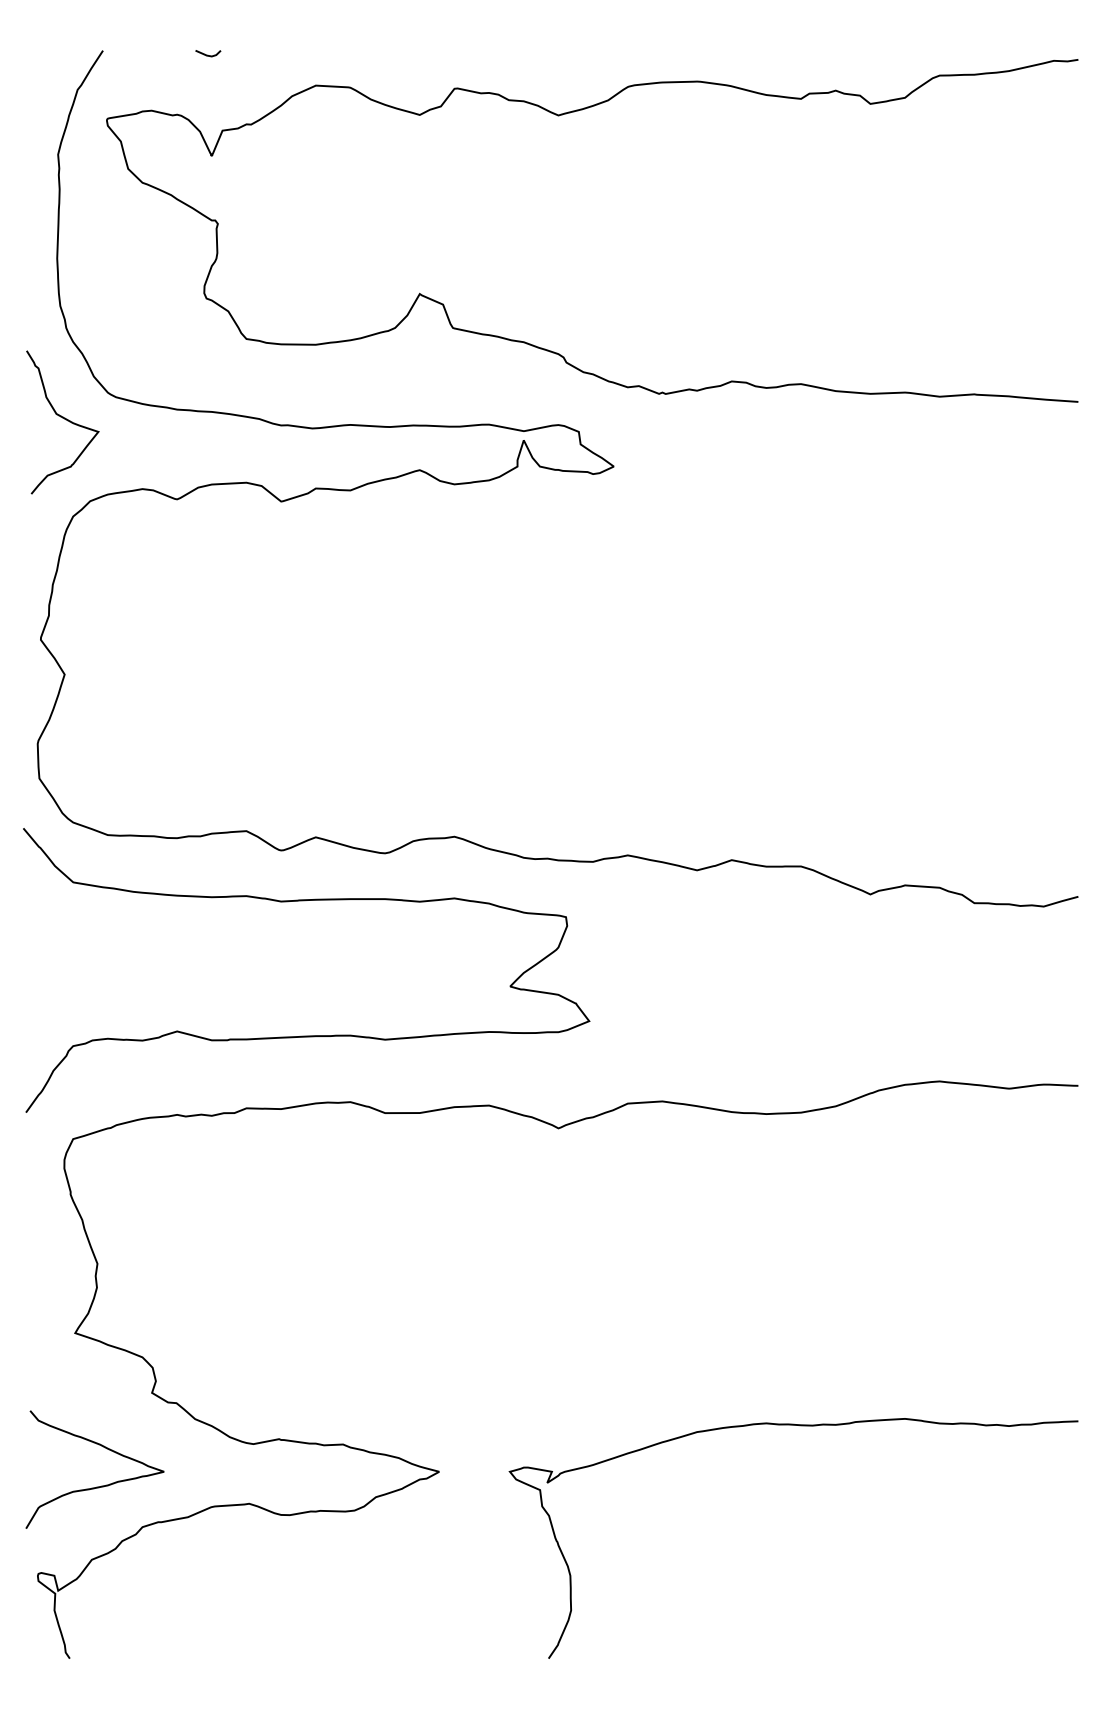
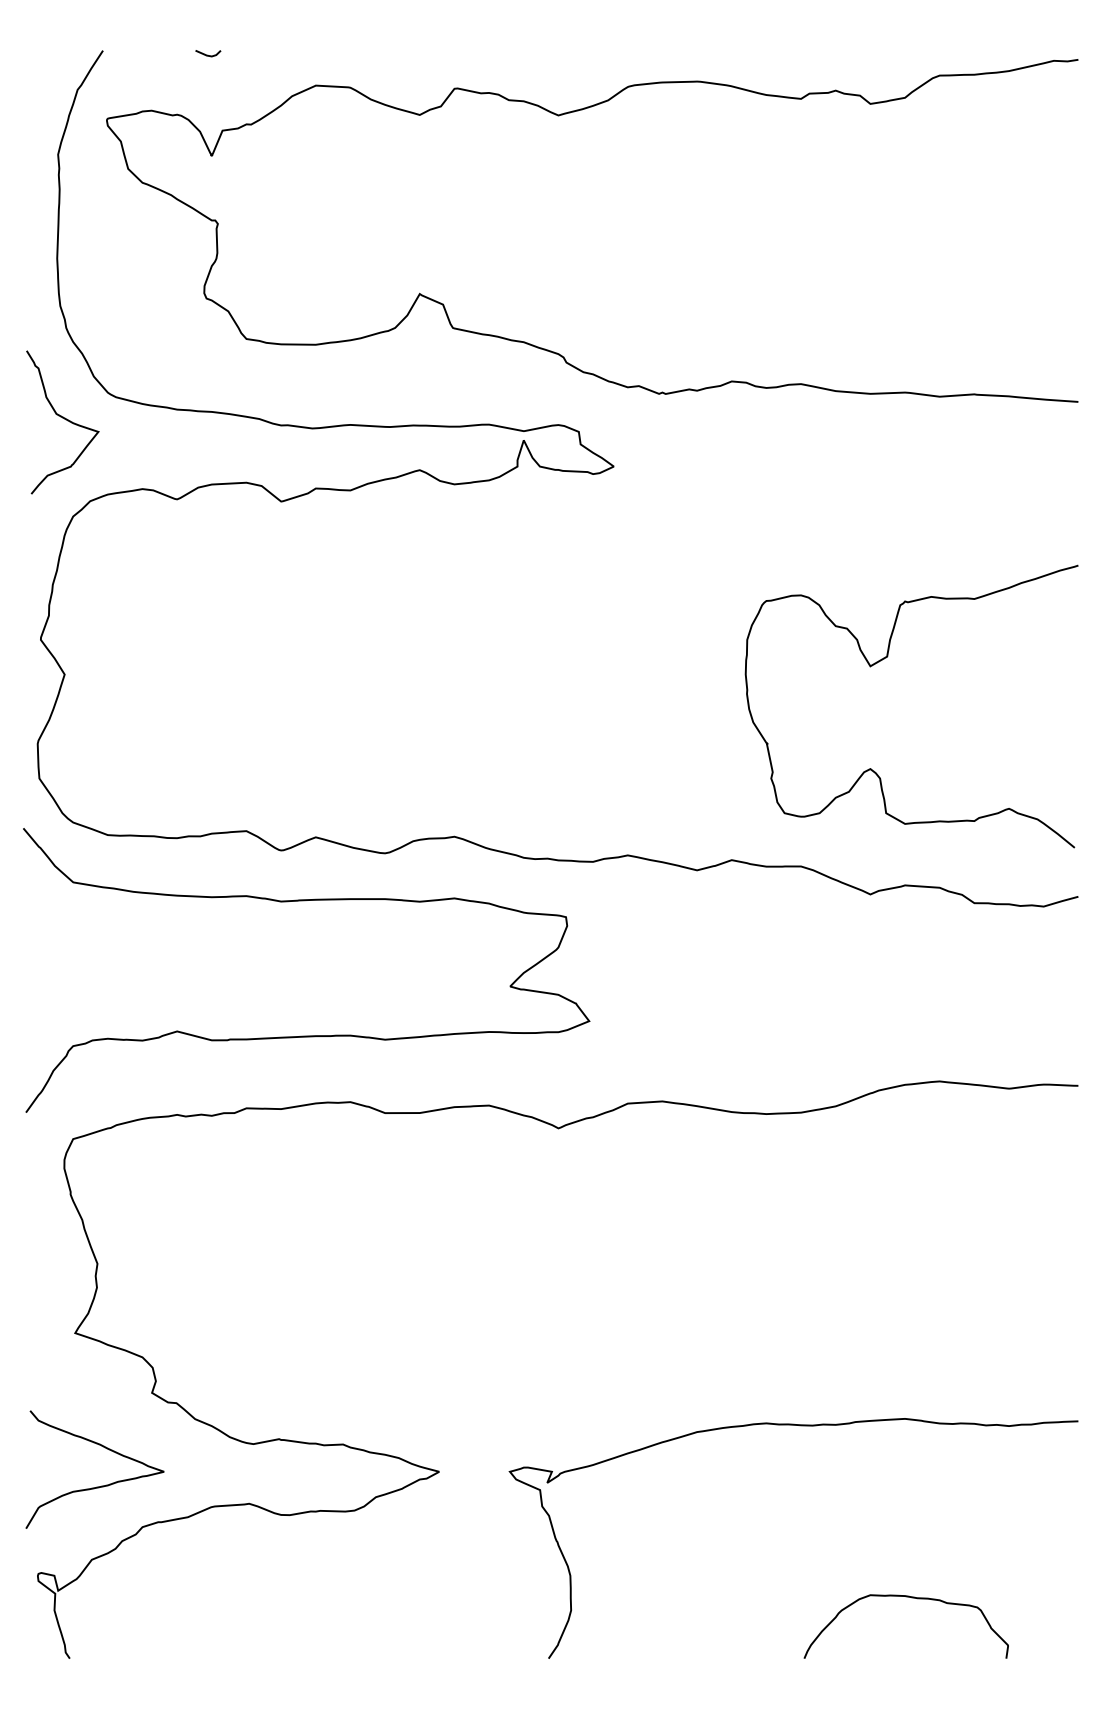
curve: none -> present (886, 658)
curve: none -> present (911, 1598)
